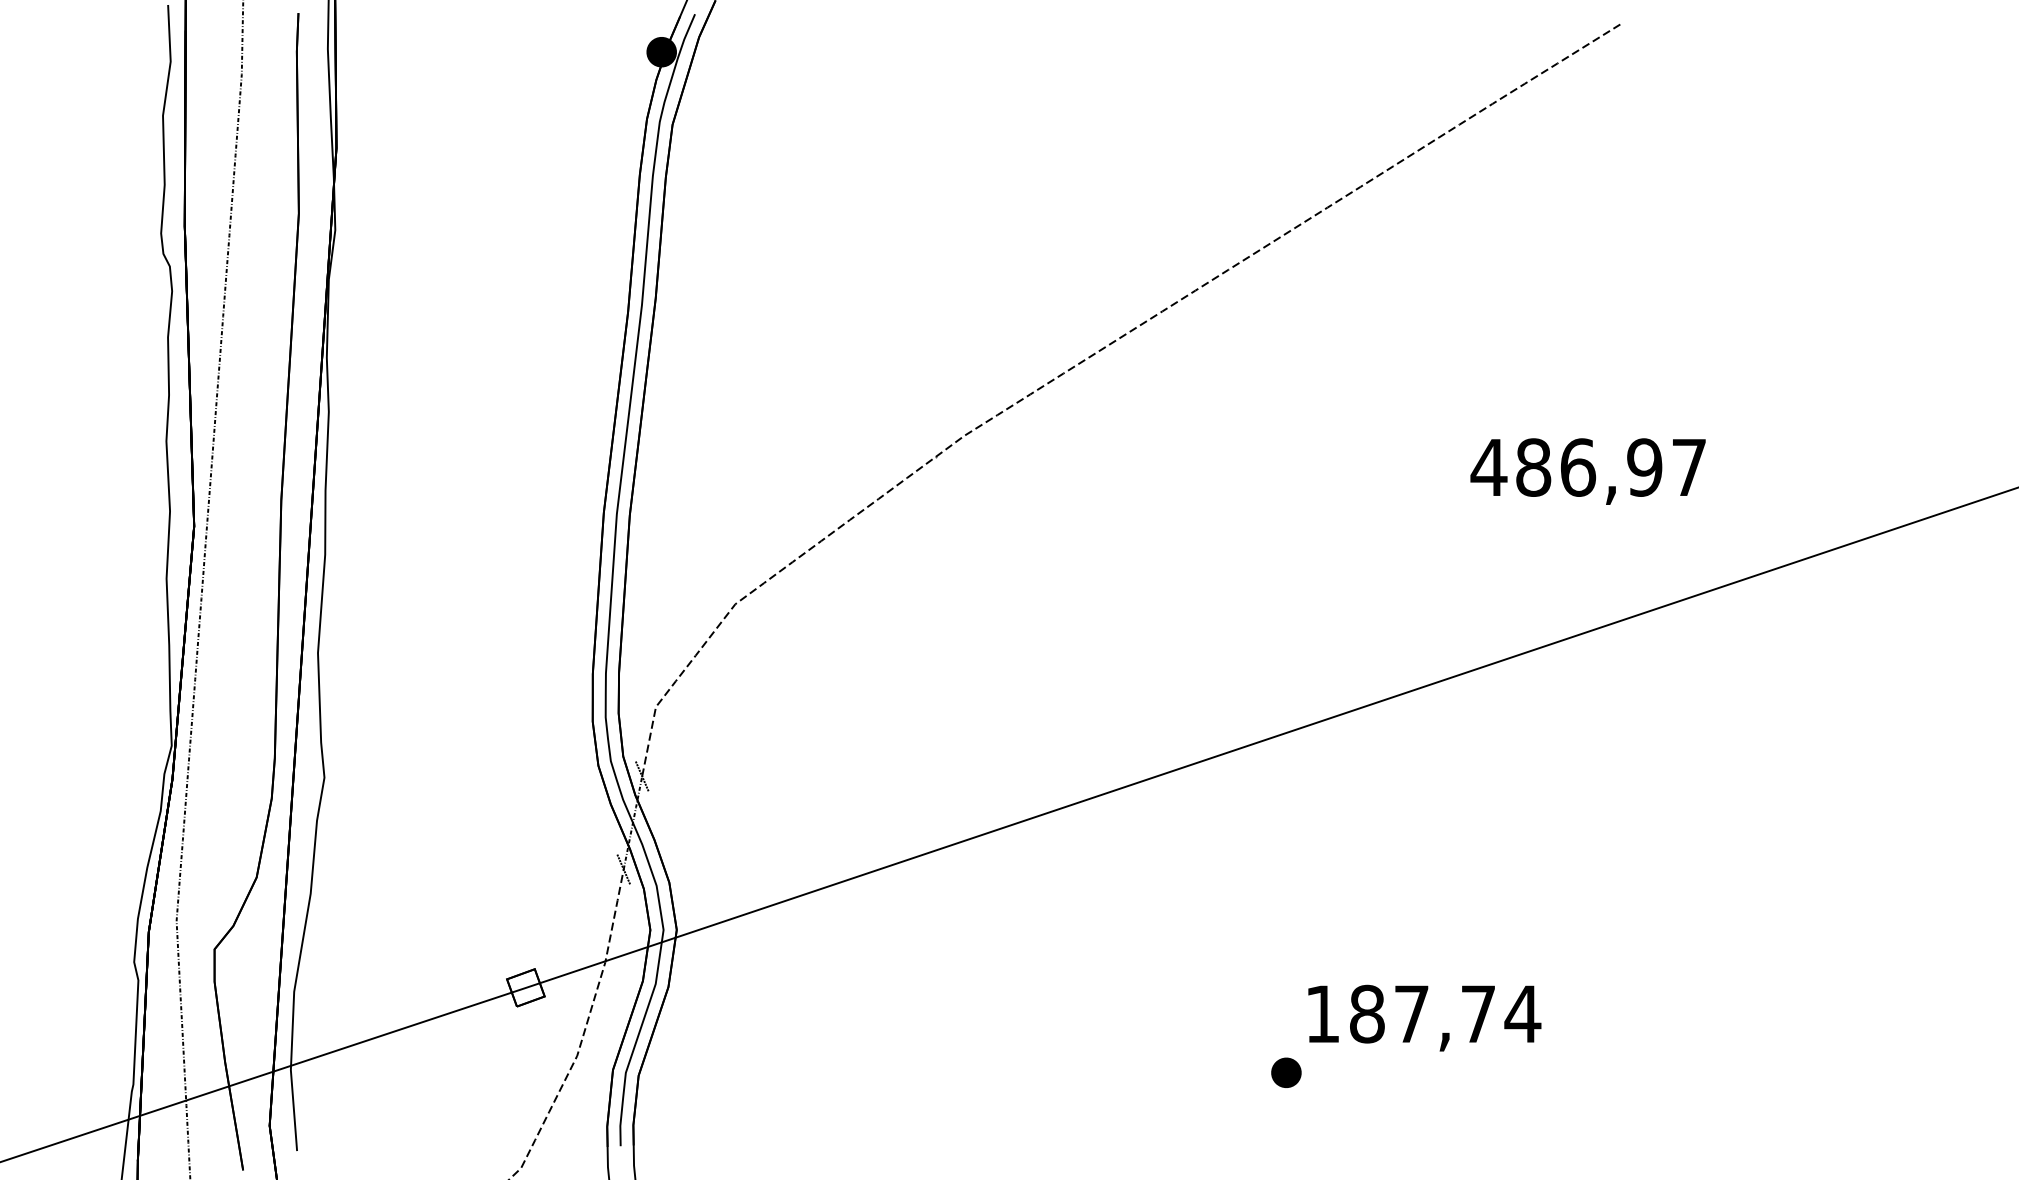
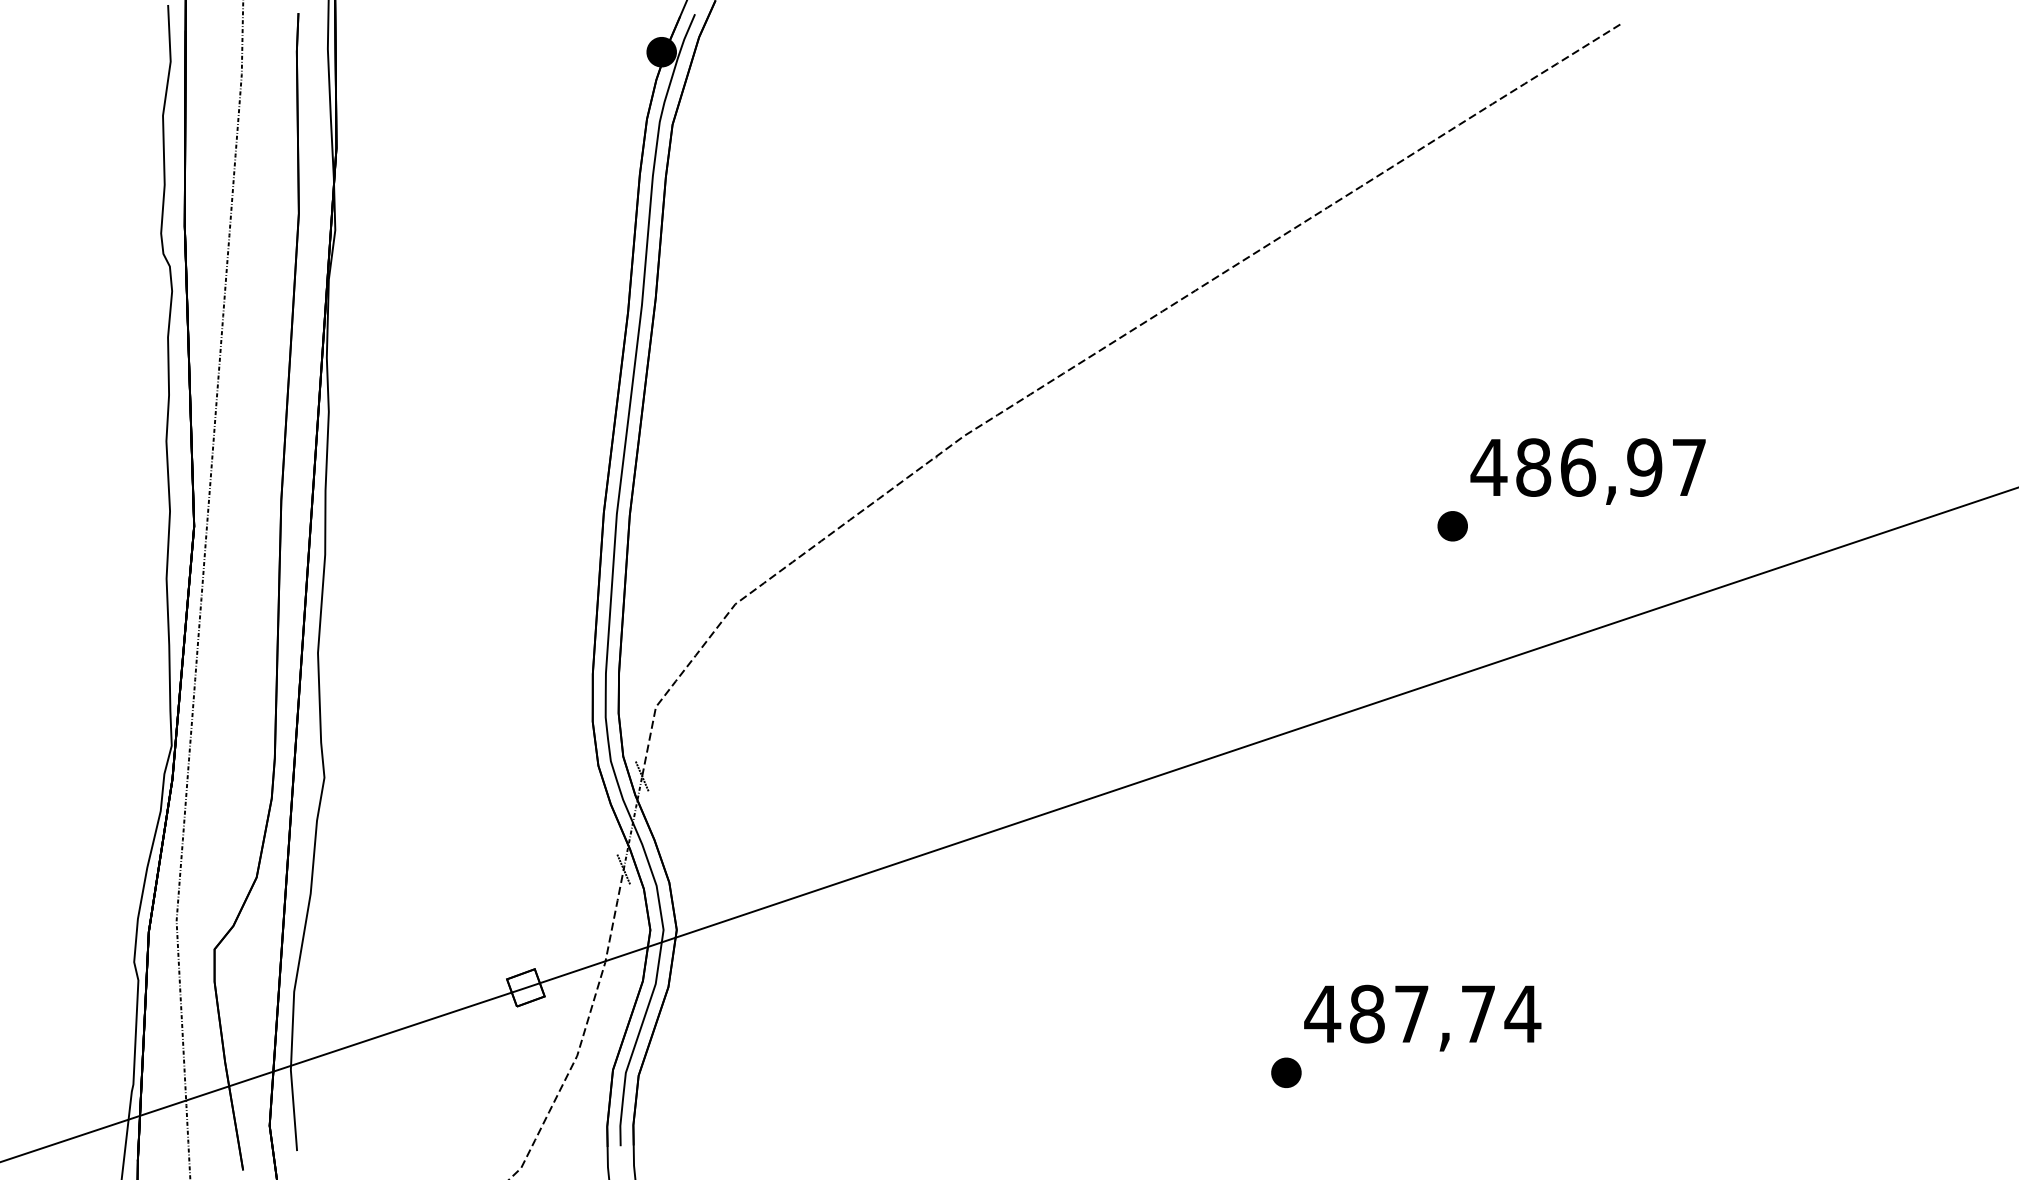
part: none -> present (1452, 526)
text: 187,74 -> 487,74 (1322, 1013)
